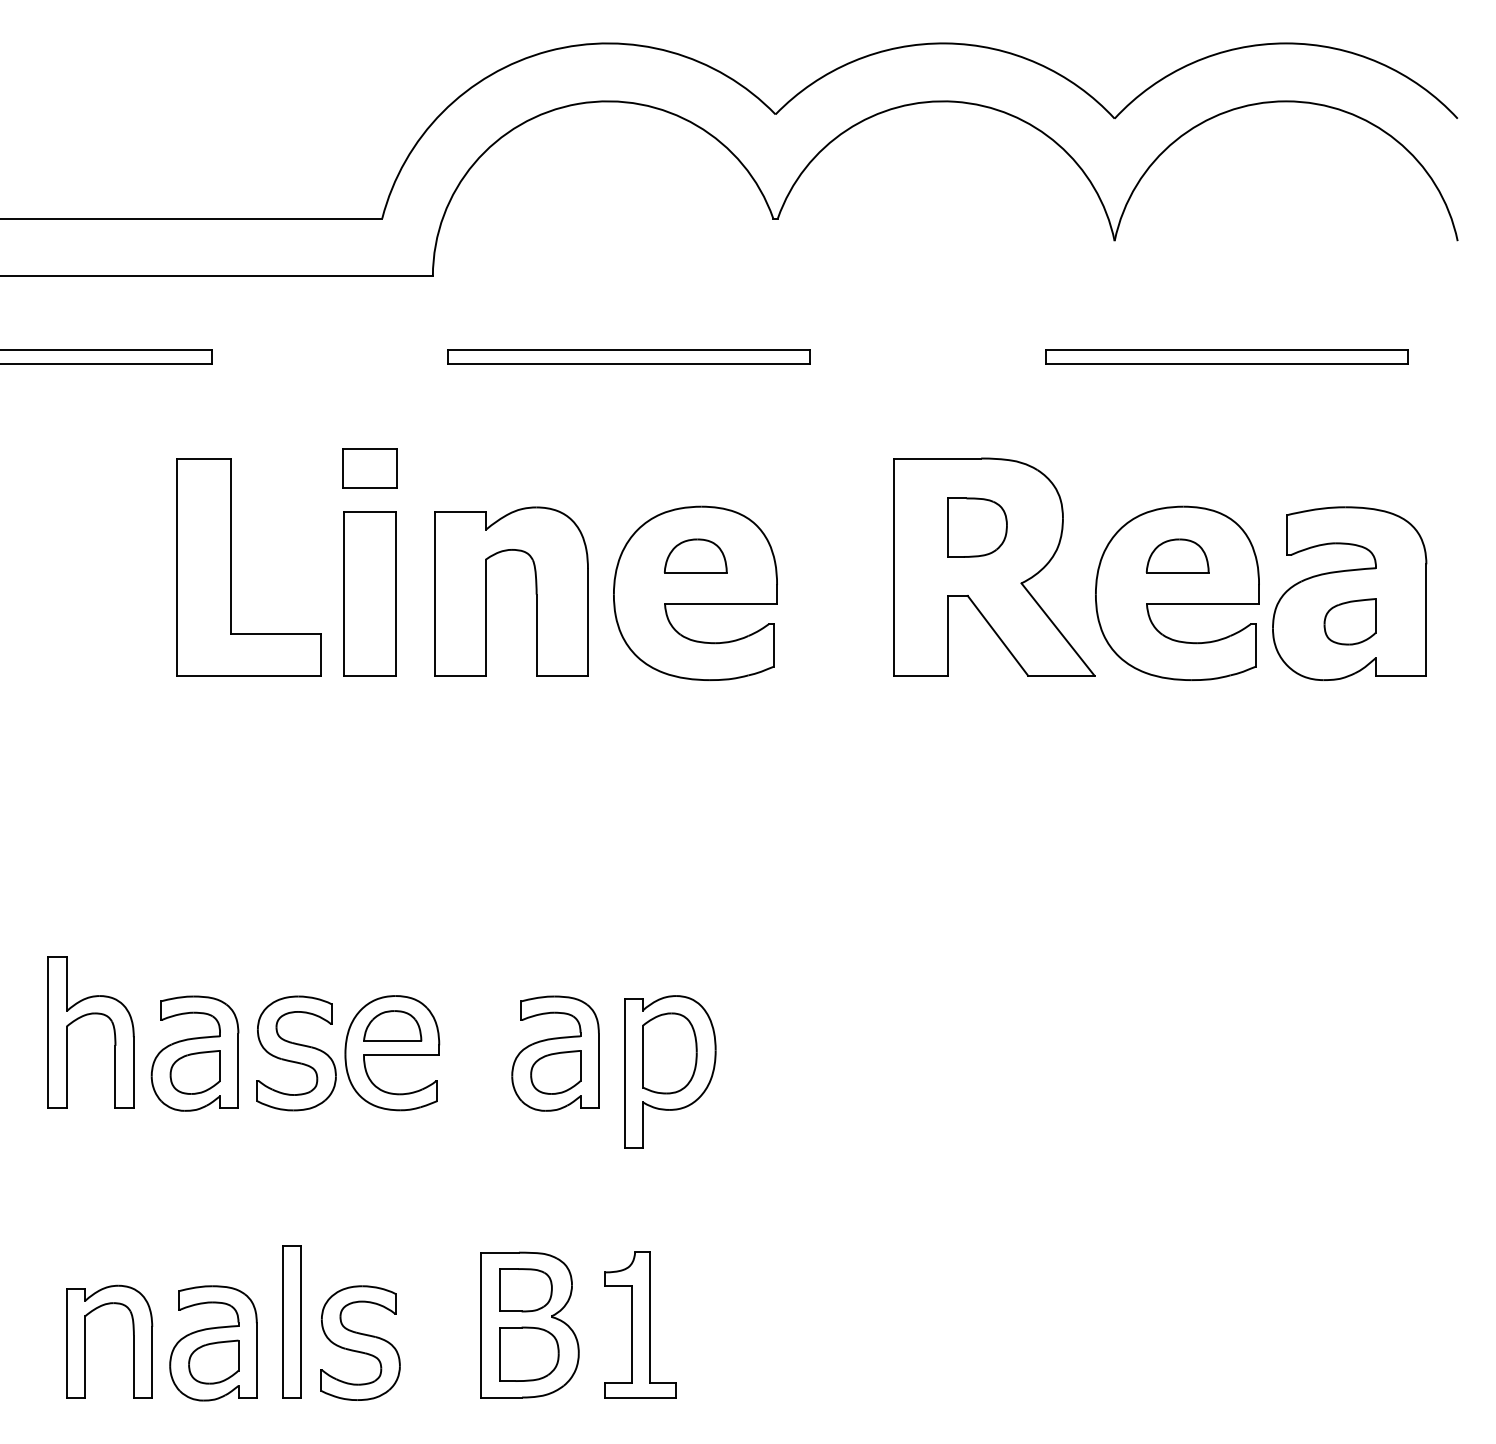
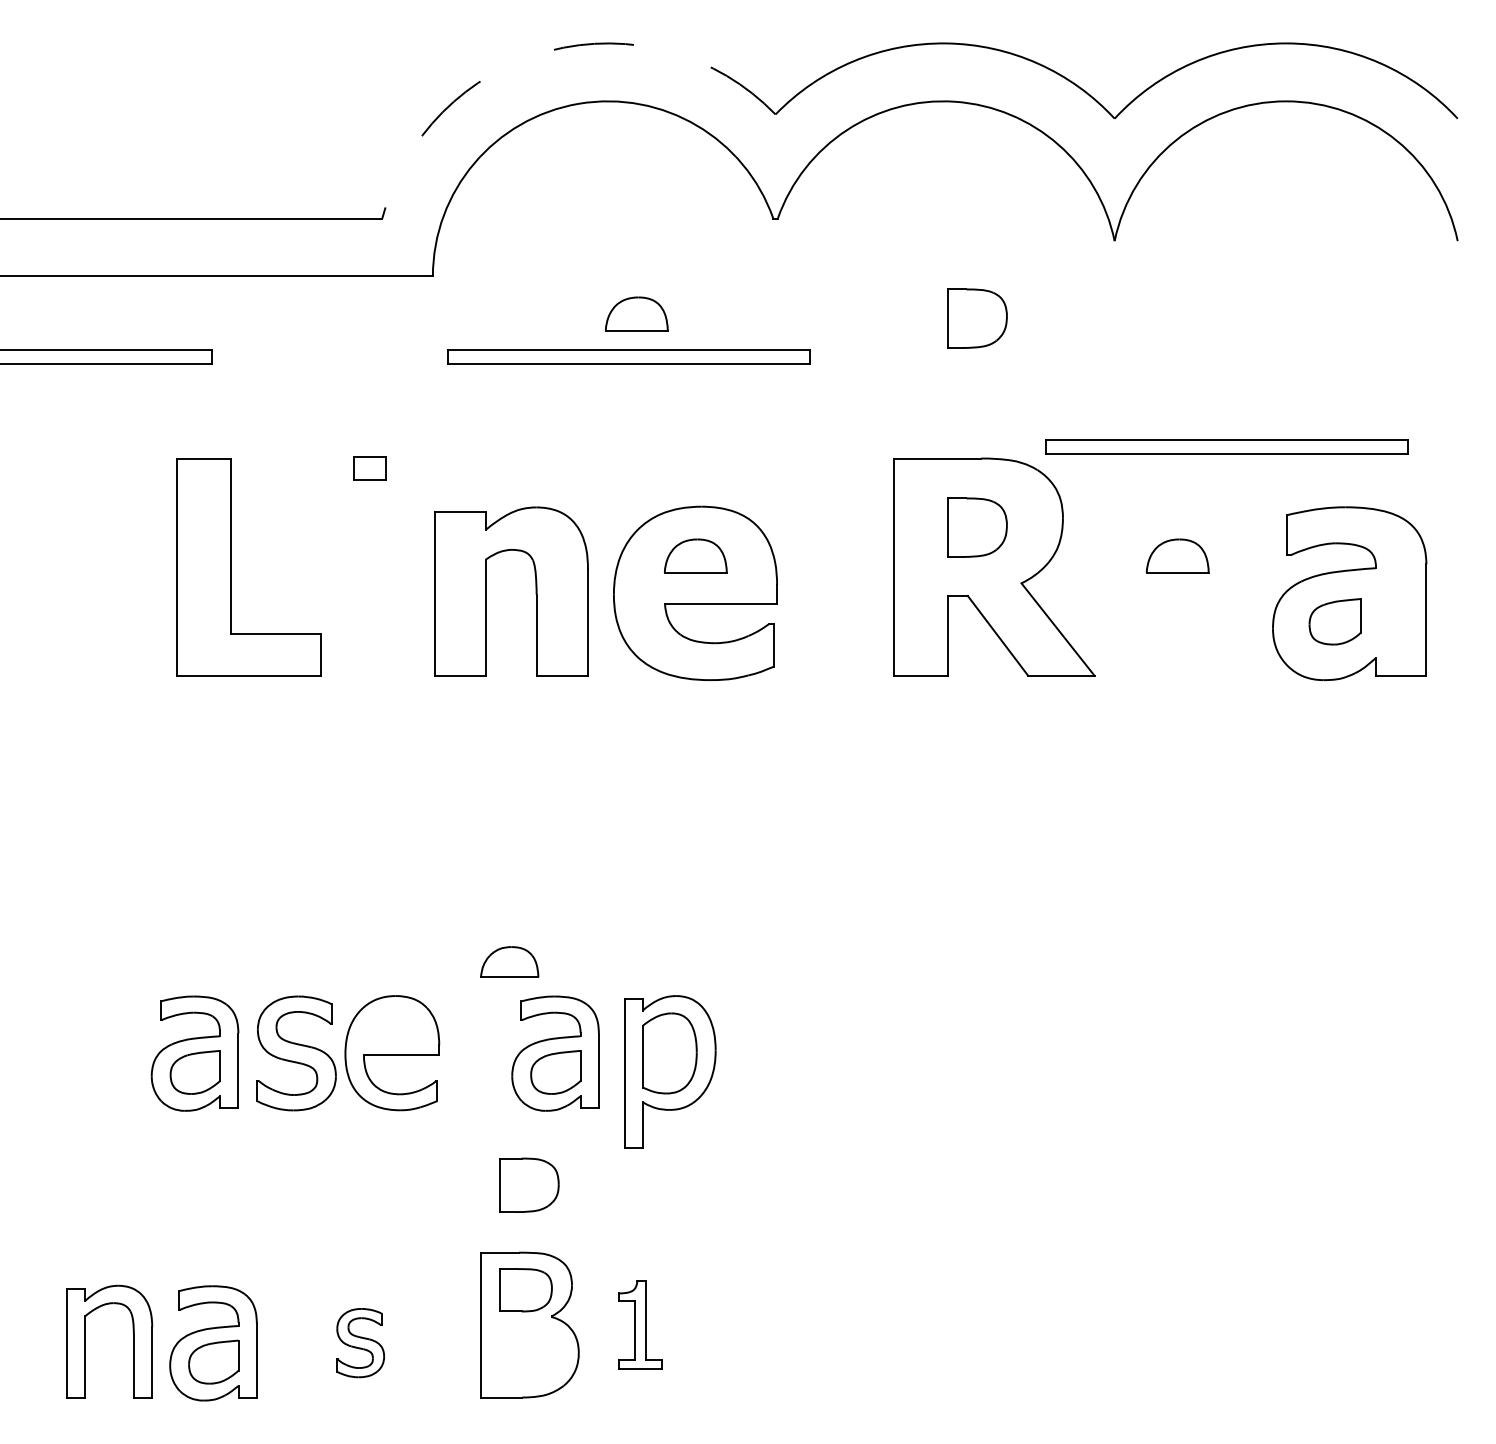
arc: solid -> dashed (548, 51)
part: none -> present (636, 313)
part: none -> present (977, 318)
part position: (1226, 356) -> (1226, 446) (1226, 446)
part size: 56x41 px -> 34x25 px (369, 468)
part: present -> none (1177, 592)
part: present -> none (369, 593)
part position: (1349, 621) -> (1334, 621) (1334, 621)
part: present -> none (85, 1016)
part position: (392, 1025) -> (509, 961) (509, 961)
part: present -> none (291, 1321)
part size: 73x148 px -> 45x90 px (640, 1324)
part size: 81x116 px -> 49x71 px (360, 1343)
part position: (529, 1353) -> (529, 1184) (529, 1184)
